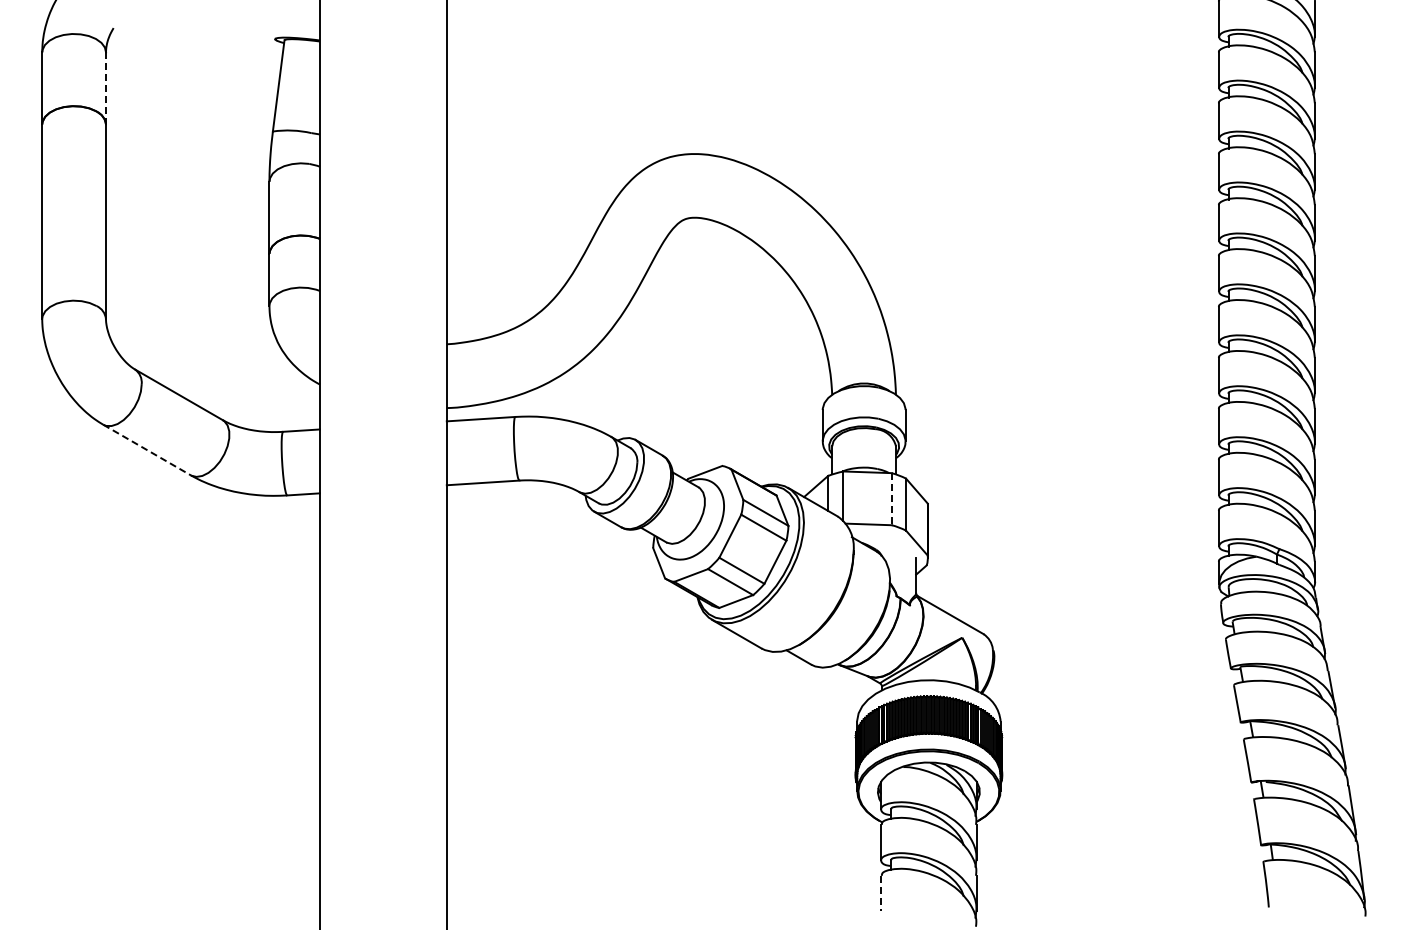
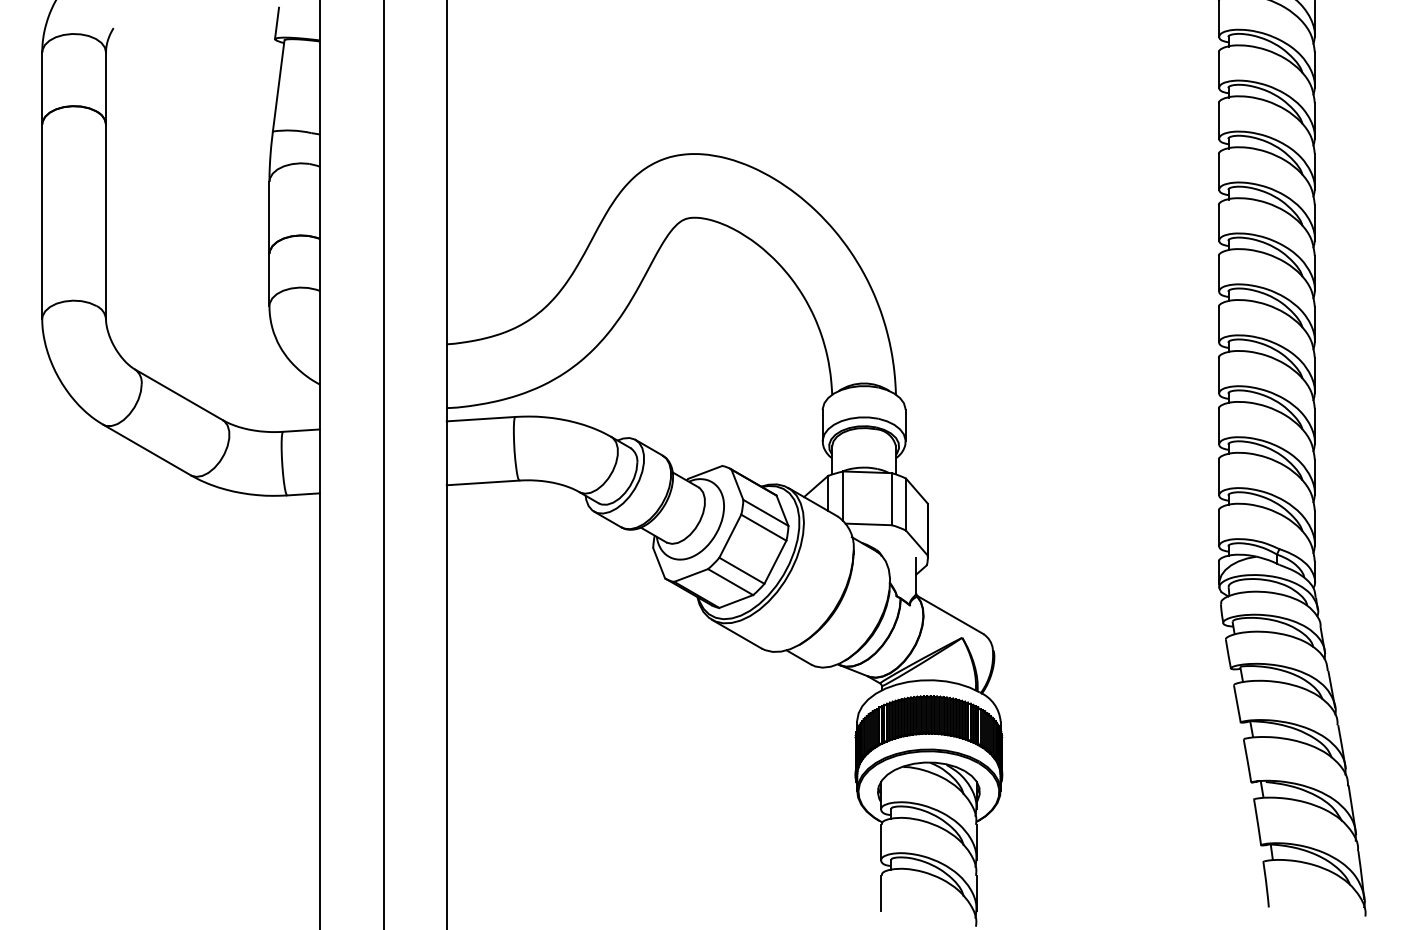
line: none -> present (277, 23)
line: dashed -> solid (106, 87)
line: dashed -> solid (147, 450)
line: none -> present (383, 464)
line: dashed -> solid (891, 499)
line: dashed -> solid (881, 893)
